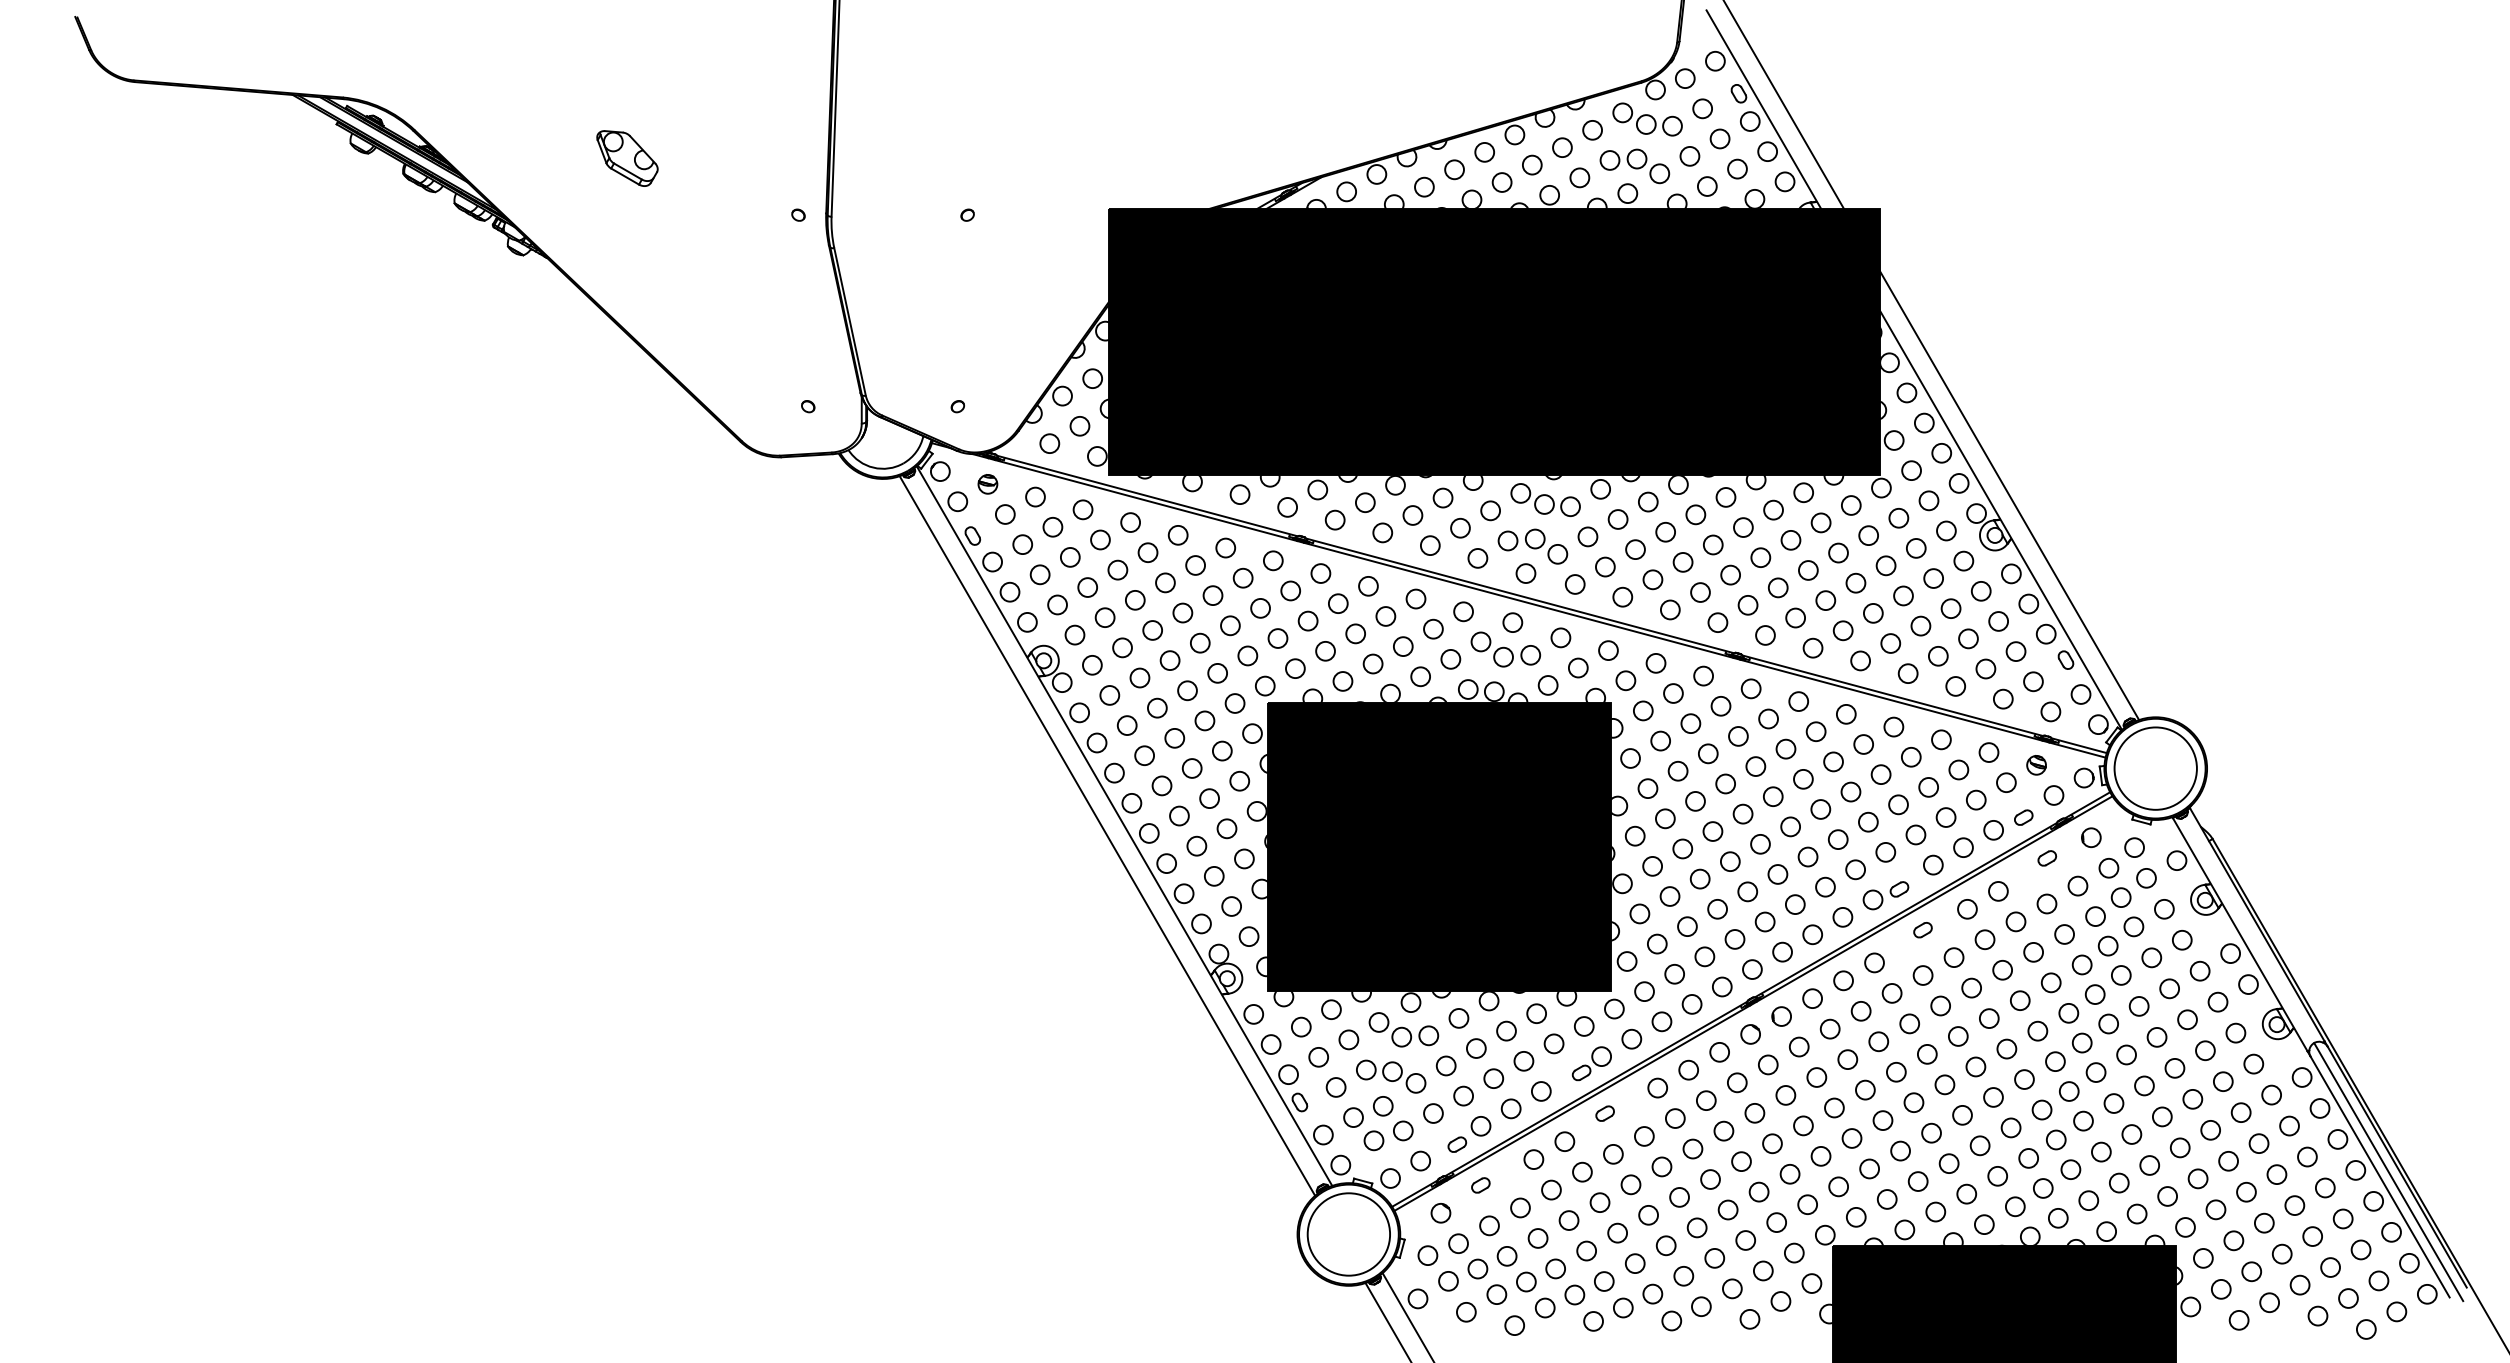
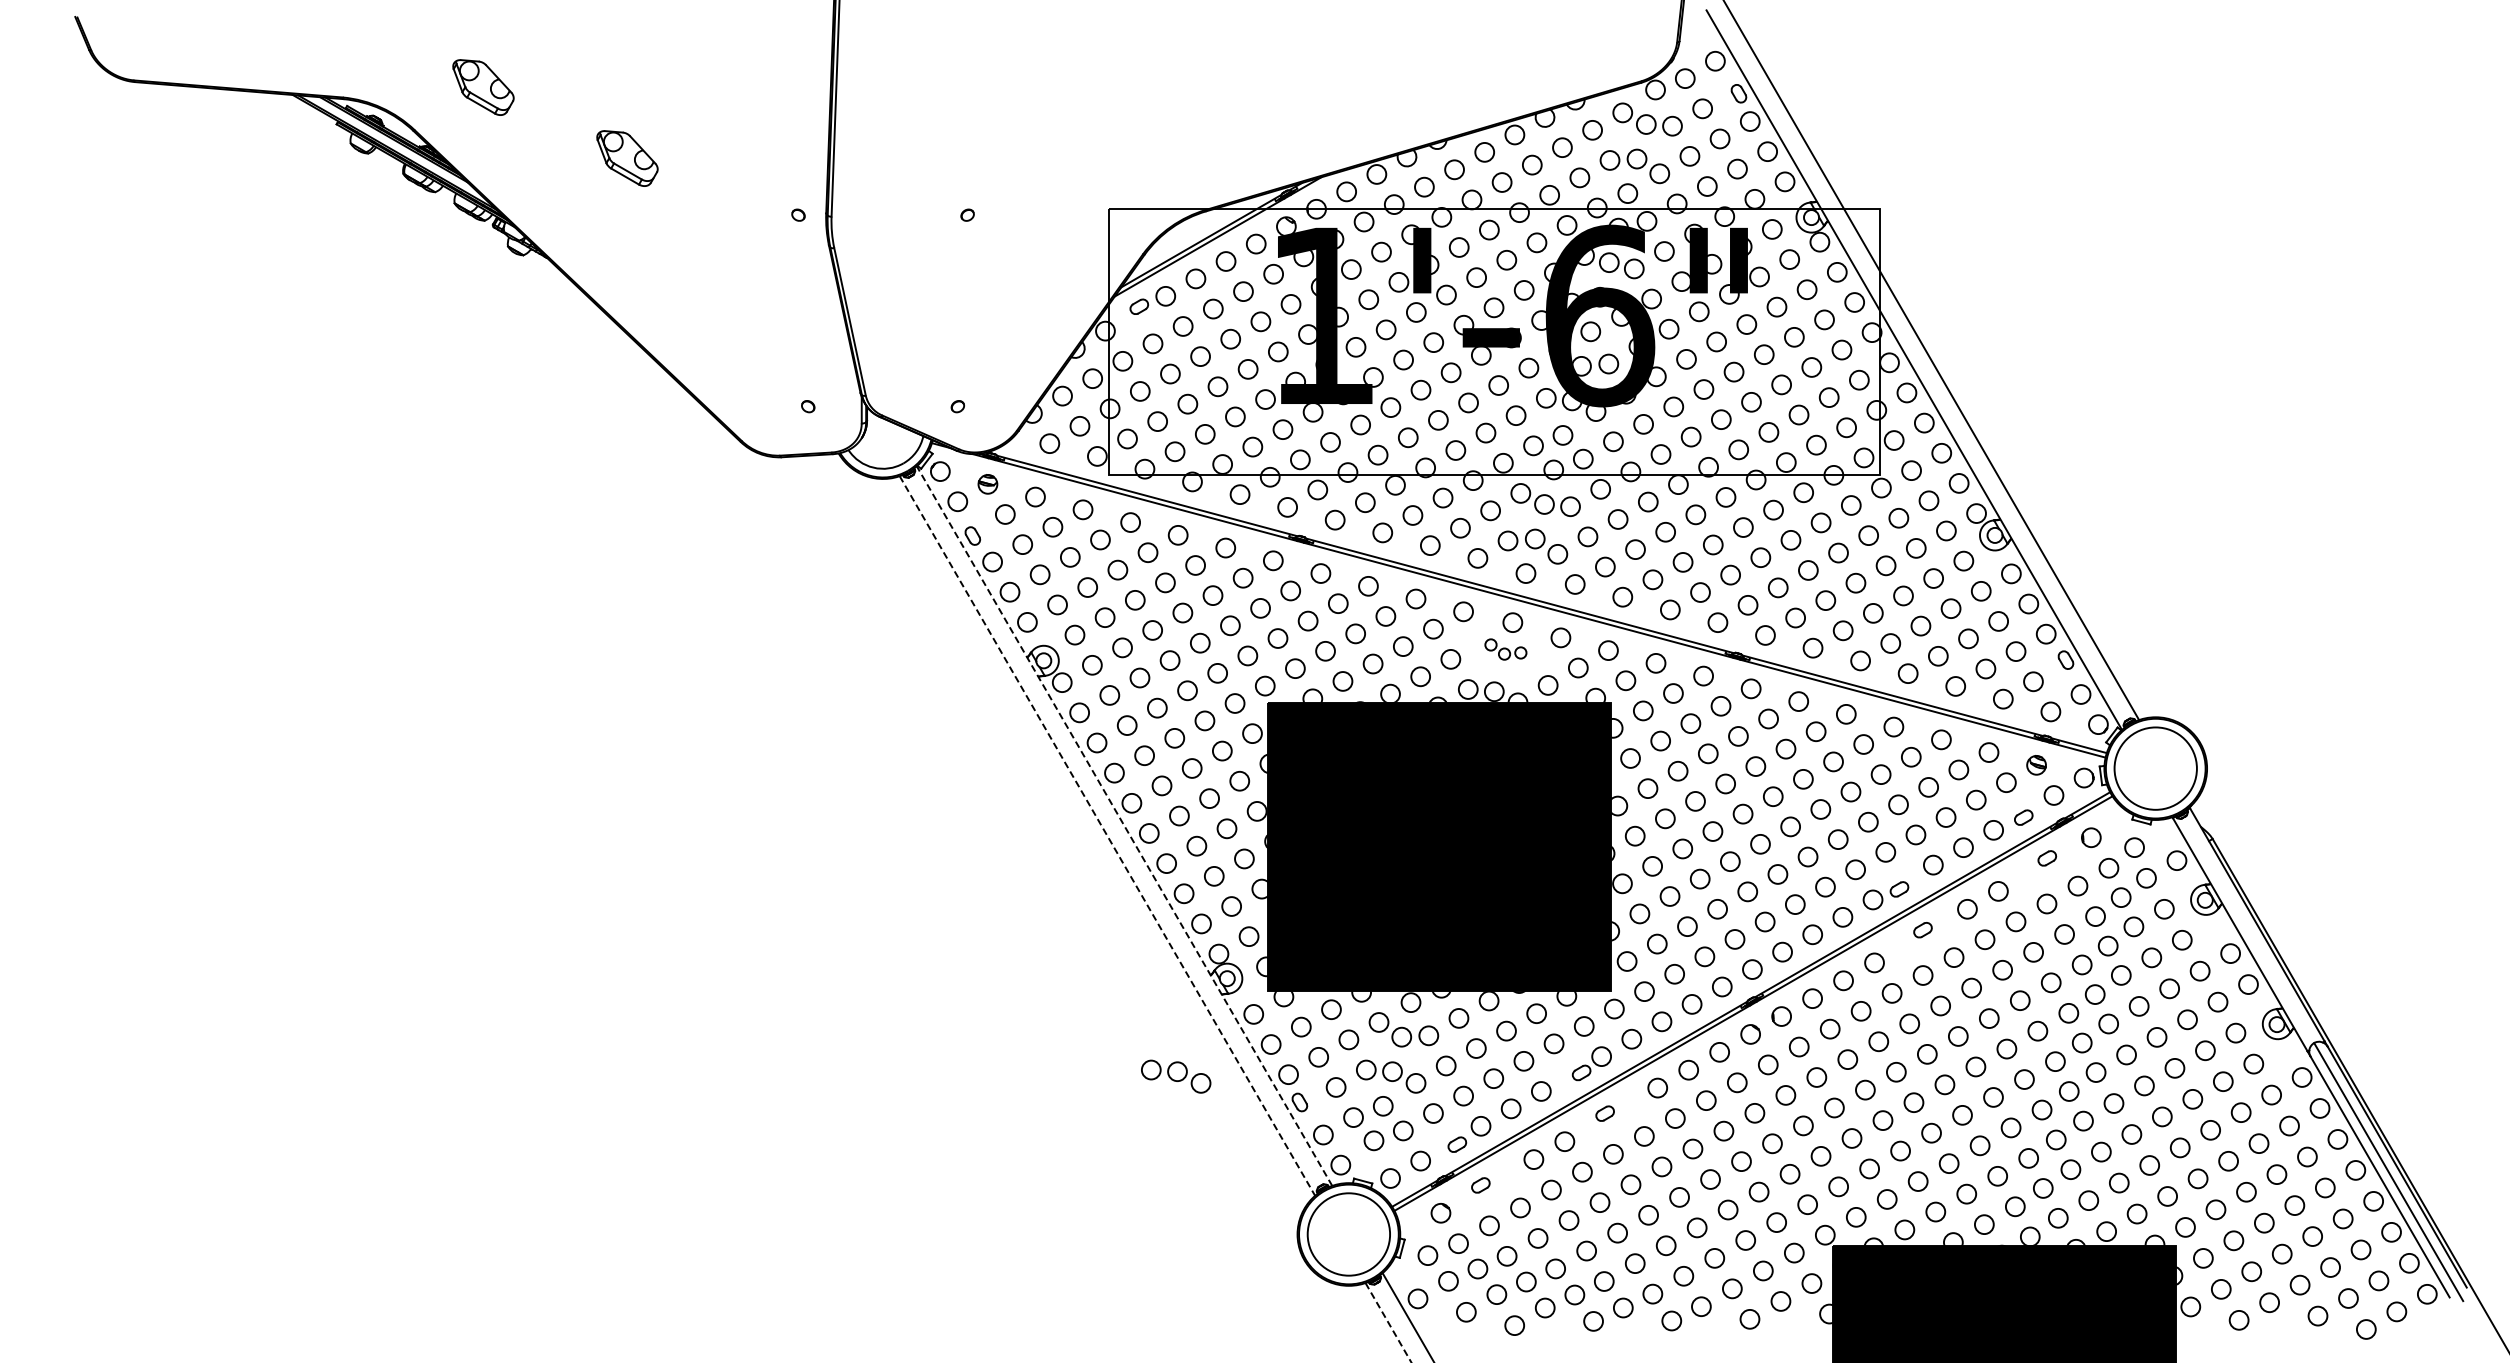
part: none -> present (483, 87)
fill: present -> none (1494, 341)
part size: 72x37 px -> 44x23 px (1505, 649)
line: solid -> dashed (1124, 825)
line: solid -> dashed (1107, 836)
part: none -> present (1176, 1076)
line: solid -> dashed (1388, 1322)
